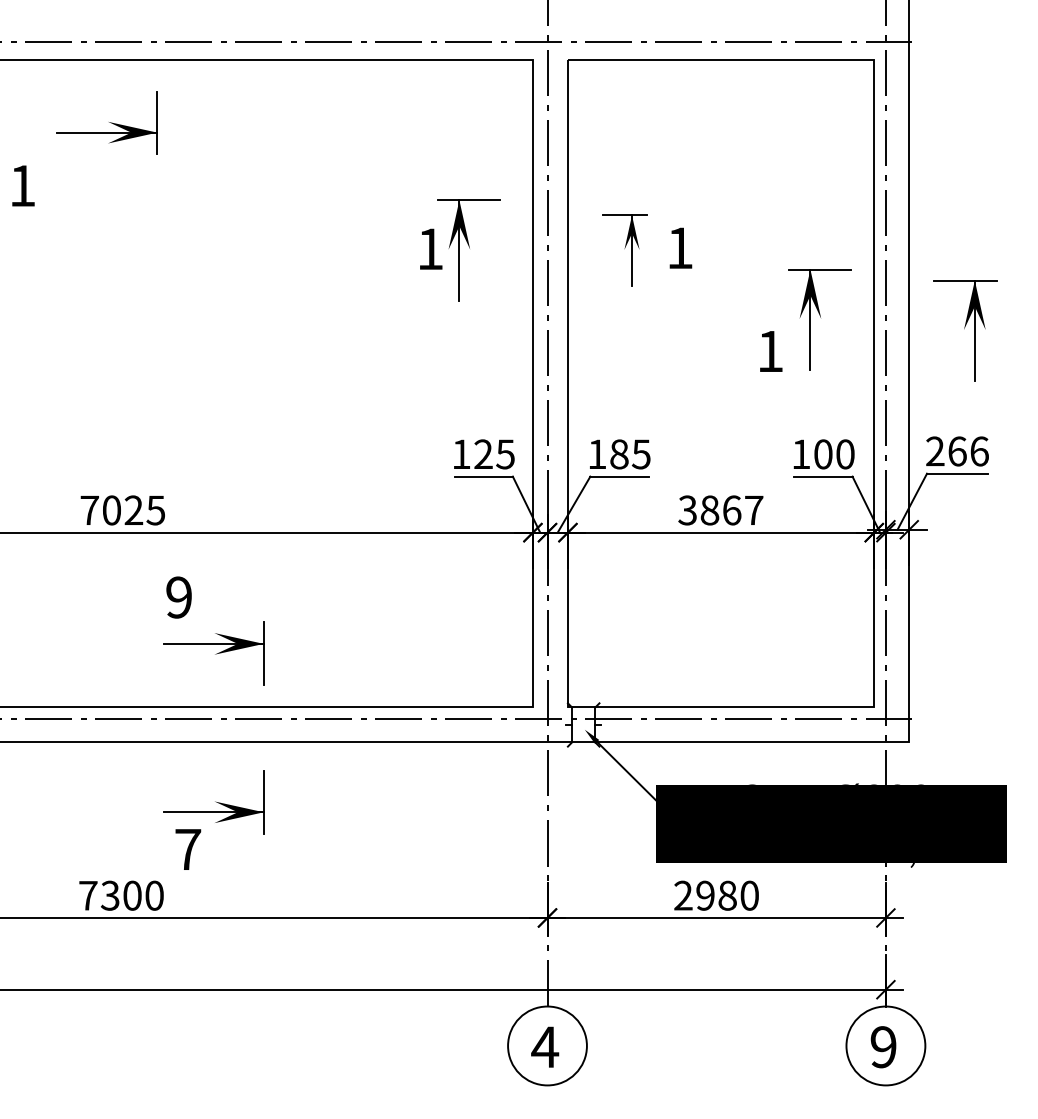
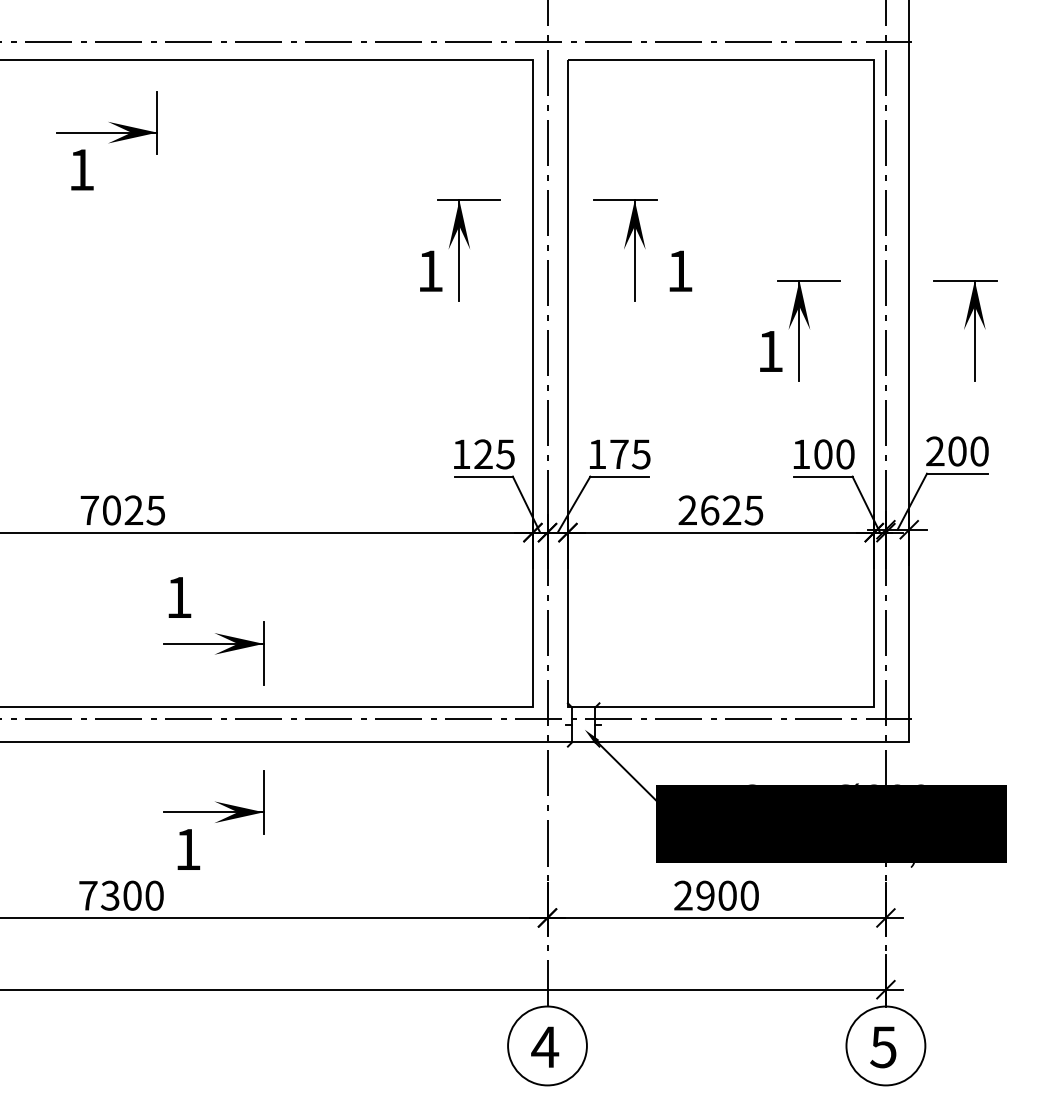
text position: (23, 185) -> (82, 169) (82, 169)
text position: (680, 247) -> (680, 270) (680, 270)
text position: (431, 248) -> (431, 270) (431, 270)
part size: 46x73 px -> 65x103 px (625, 250)
part position: (819, 319) -> (808, 330) (808, 330)
text: 266 -> 200 (968, 451)
text: 185 -> 175 (619, 454)
text: 3867 -> 2625 (720, 510)
text: 9 -> 1 (178, 597)
text: 7 -> 1 (188, 849)
text: 2980 -> 2900 (727, 895)
text: 9 -> 5 (883, 1047)
